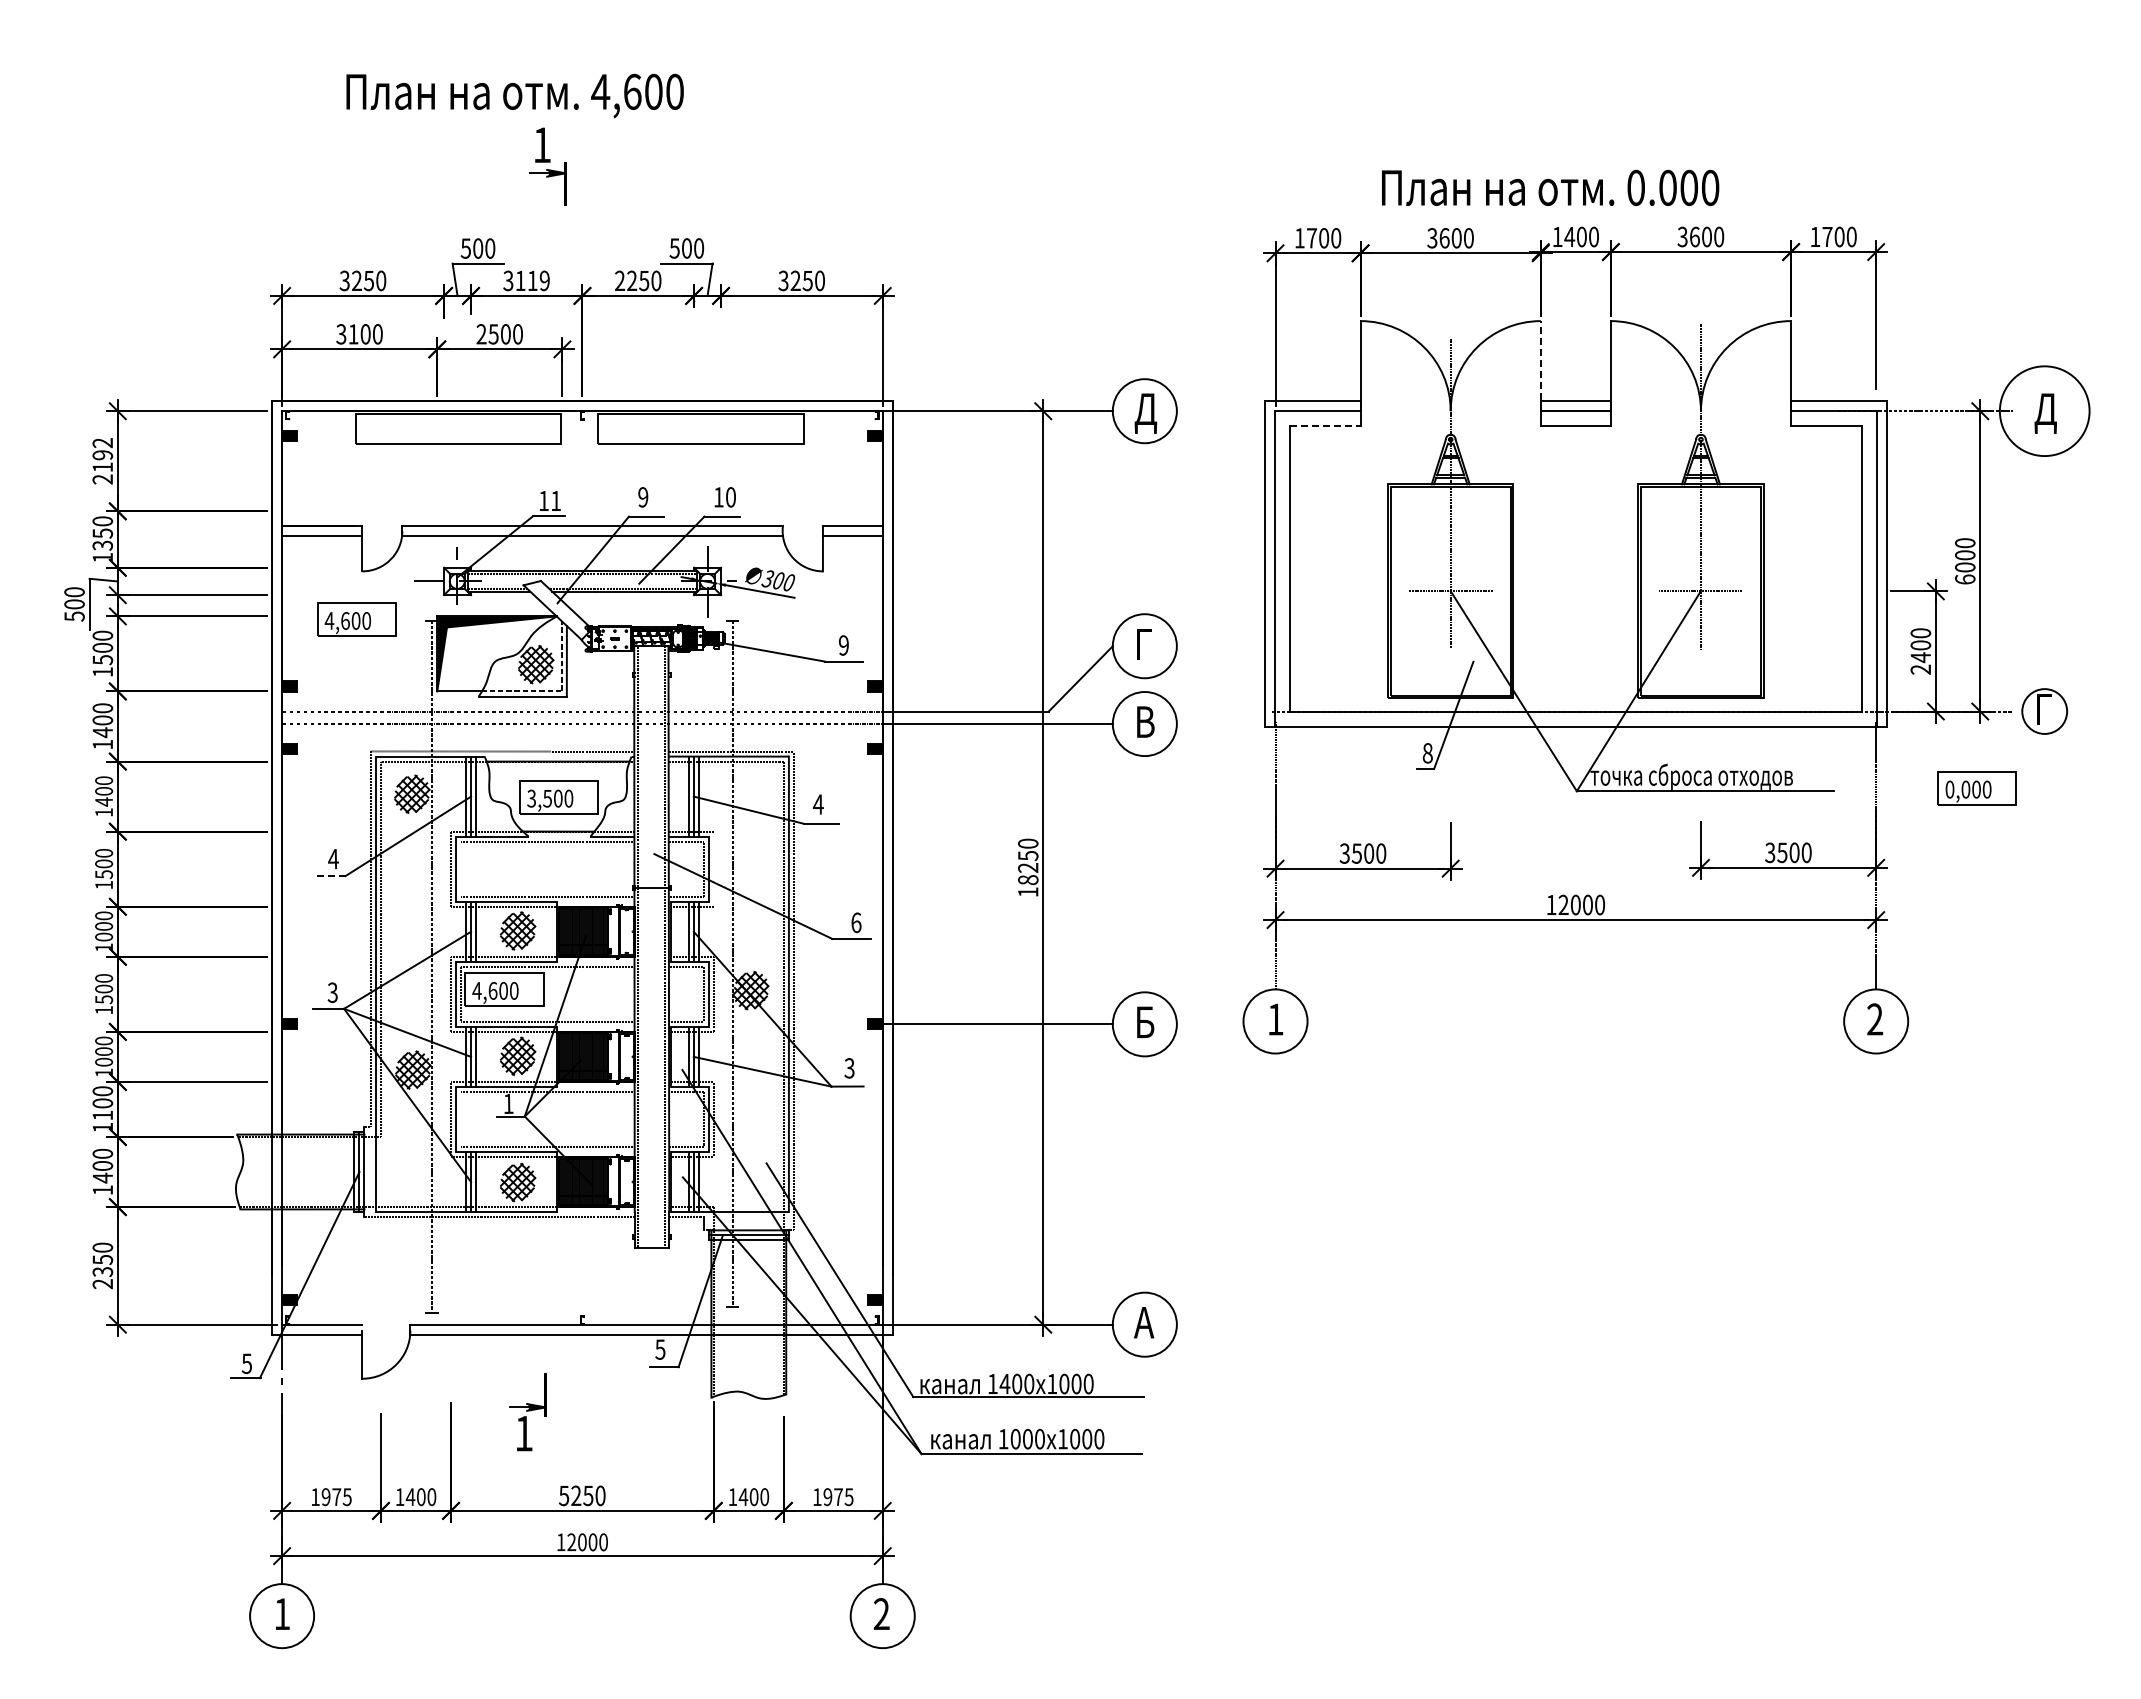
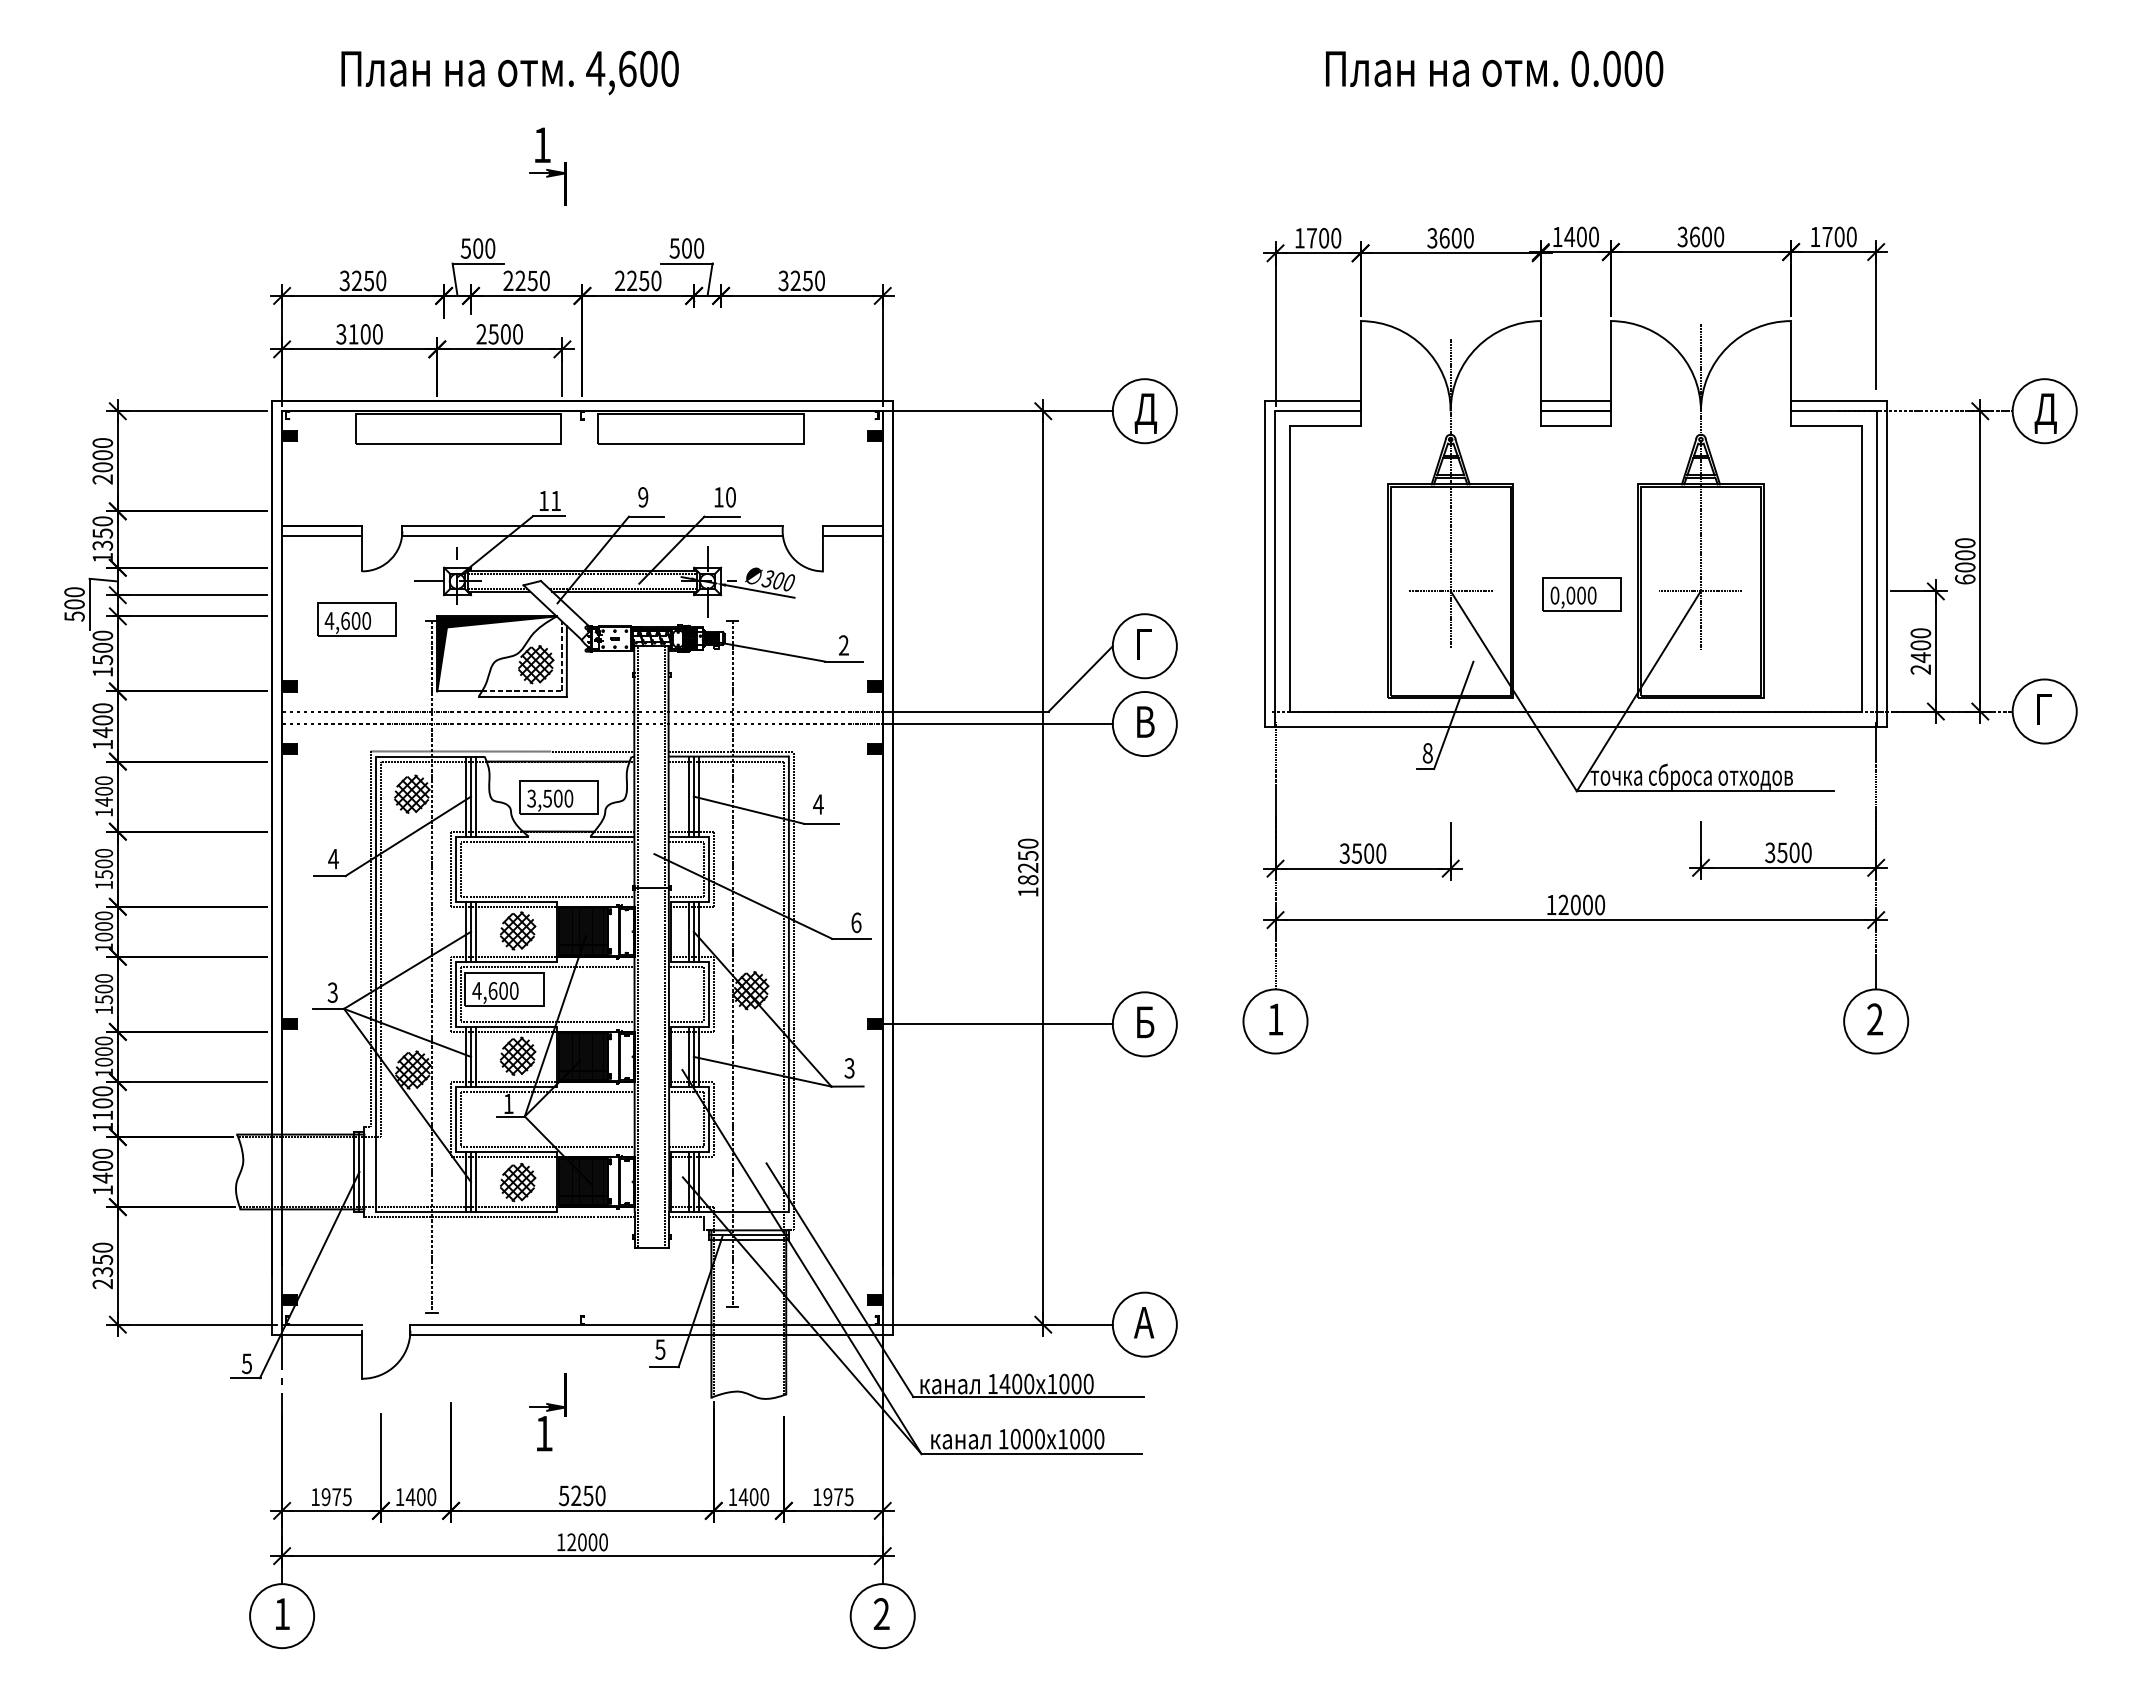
text position: (514, 95) -> (509, 72) (509, 72)
text position: (1550, 187) -> (1494, 68) (1494, 68)
text: 3119 -> 2250 (526, 280)
line: dashed -> solid (1540, 365)
circle diameter: 90 px -> 64 px (2044, 411)
line: dashed -> solid (1325, 426)
text: 2192 -> 2000 (102, 455)
text: 9 -> 2 (843, 645)
circle diameter: 45 px -> 64 px (2044, 711)
part position: (1976, 788) -> (1581, 594) (1581, 594)
line: none -> present (461, 868)
line: none -> present (713, 868)
line: dashed -> solid (329, 876)
line: none -> present (461, 1119)
part position: (527, 1412) -> (547, 1412) (547, 1412)
